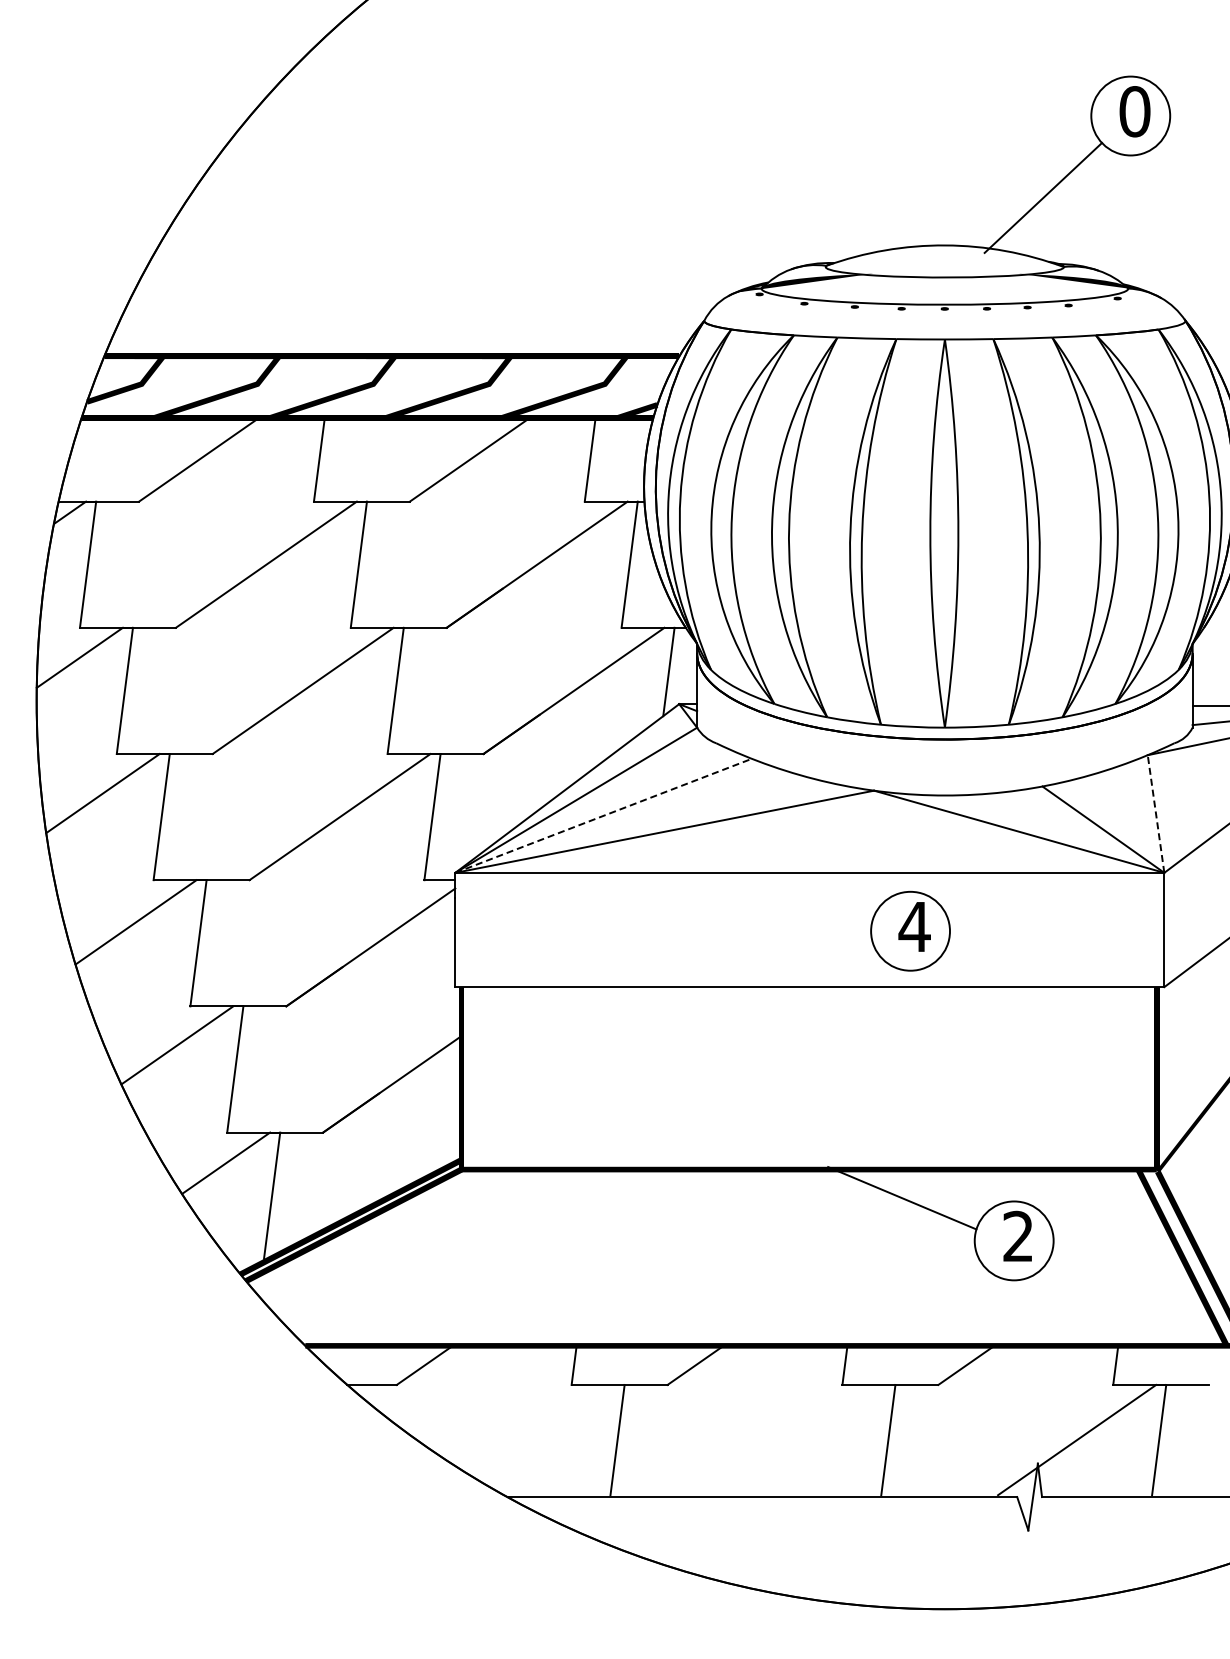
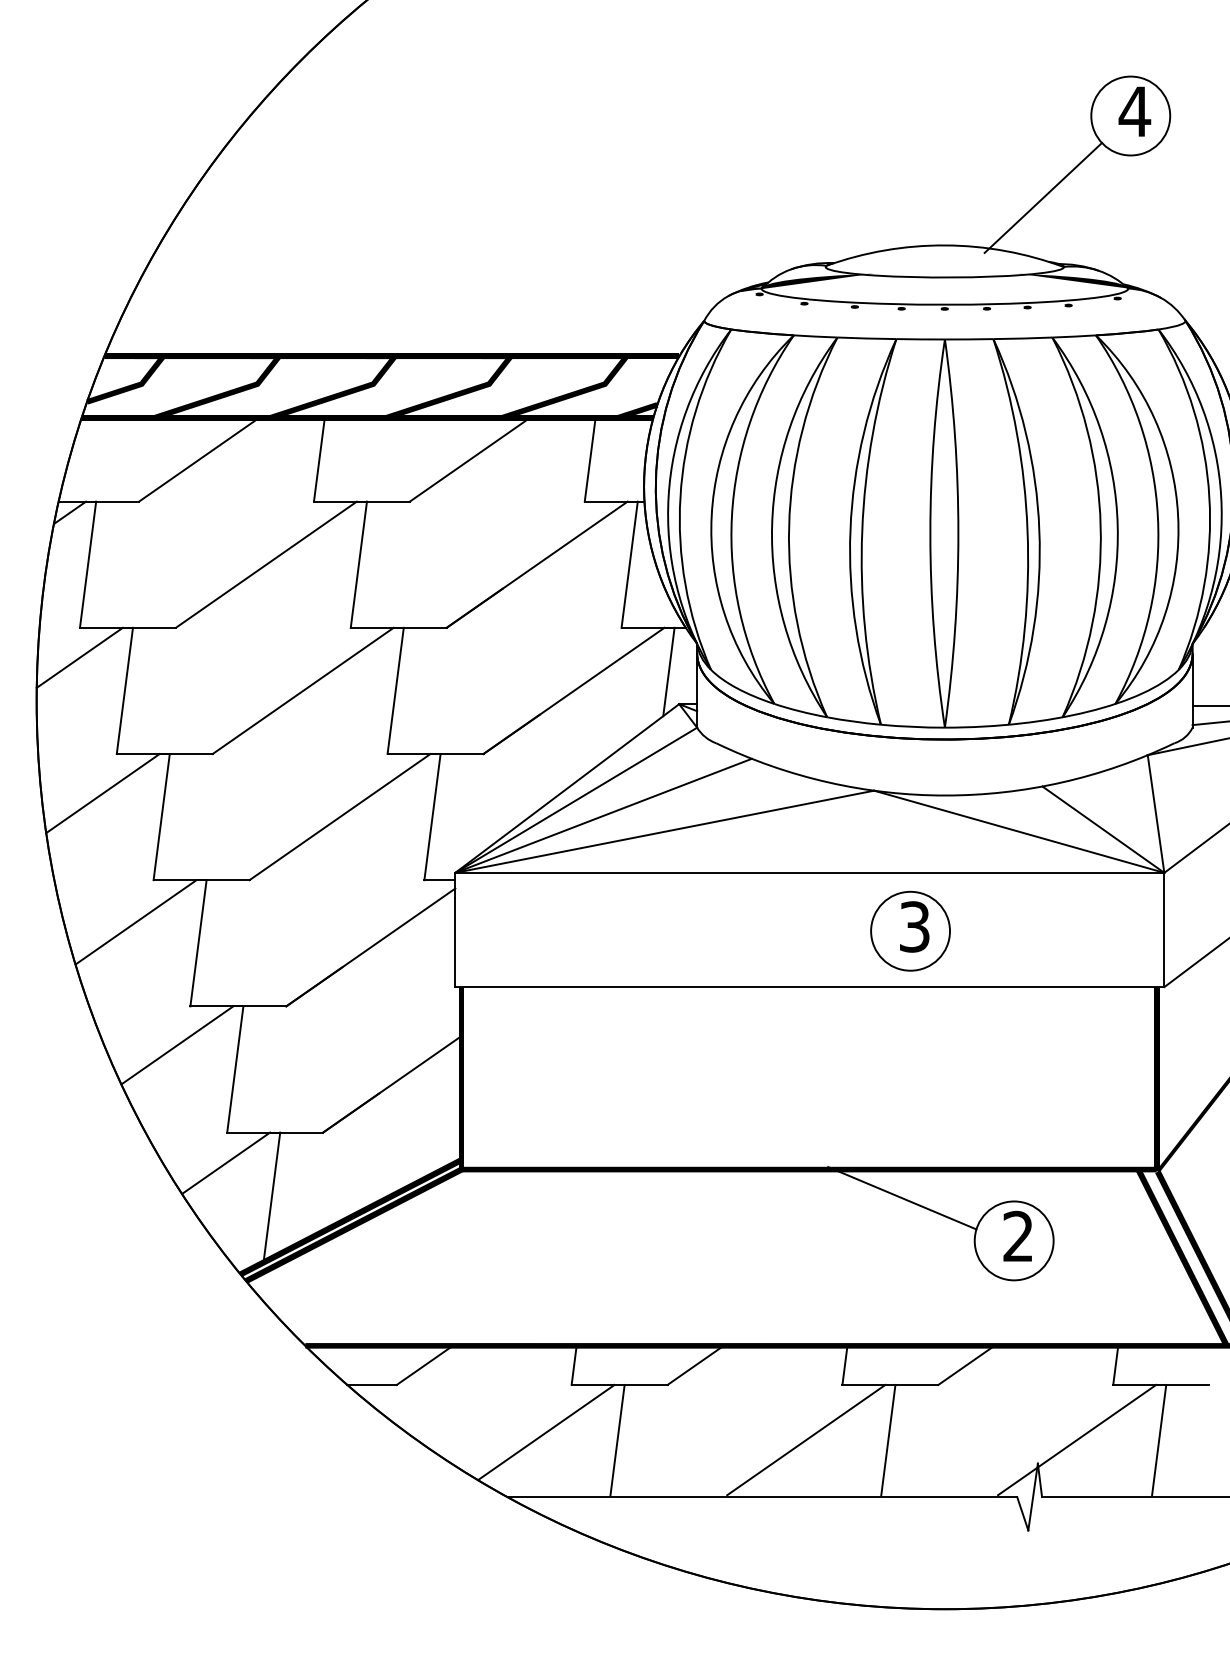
text: 0 -> 4 (1134, 111)
line: dashed -> solid (1155, 813)
line: dashed -> solid (603, 815)
text: 4 -> 3 (914, 926)
line: none -> present (546, 1432)
line: none -> present (806, 1439)
